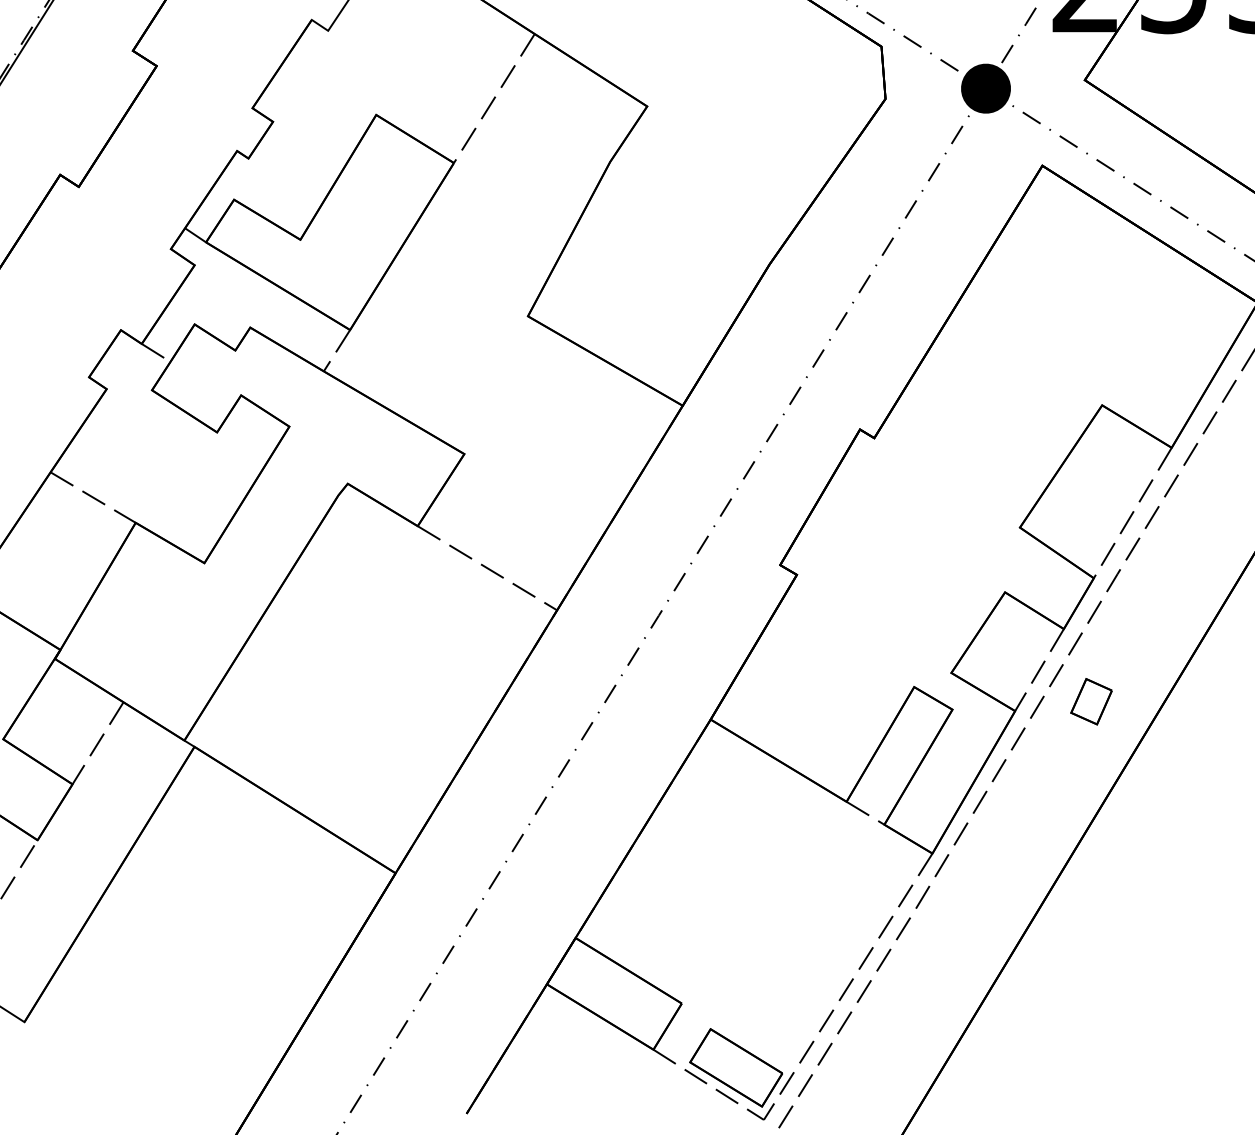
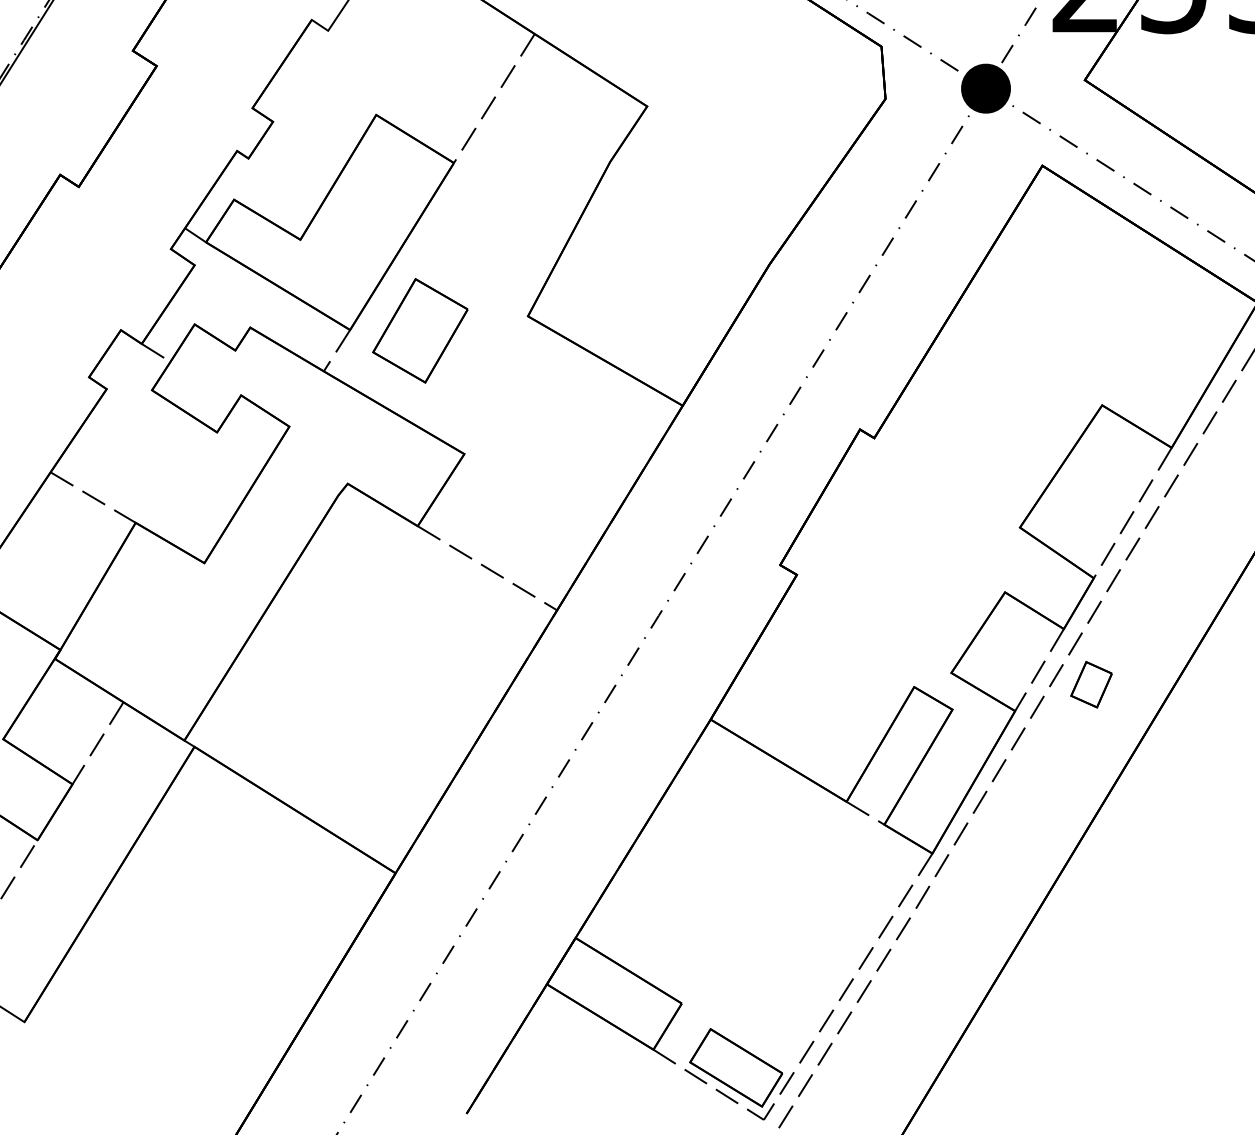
part: none -> present (420, 330)
part position: (1091, 701) -> (1091, 684) (1091, 684)
